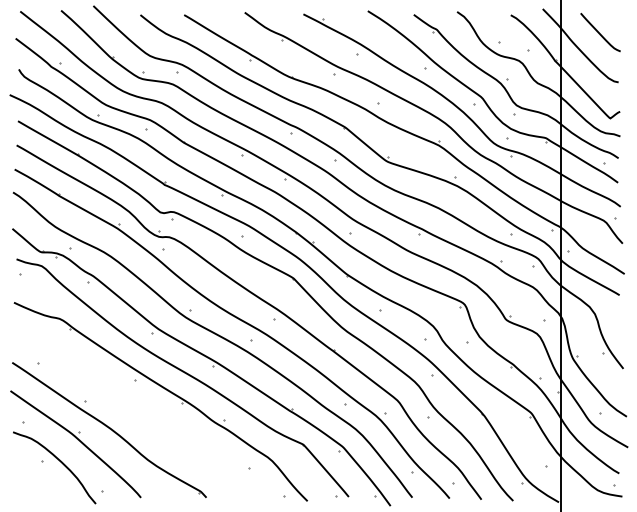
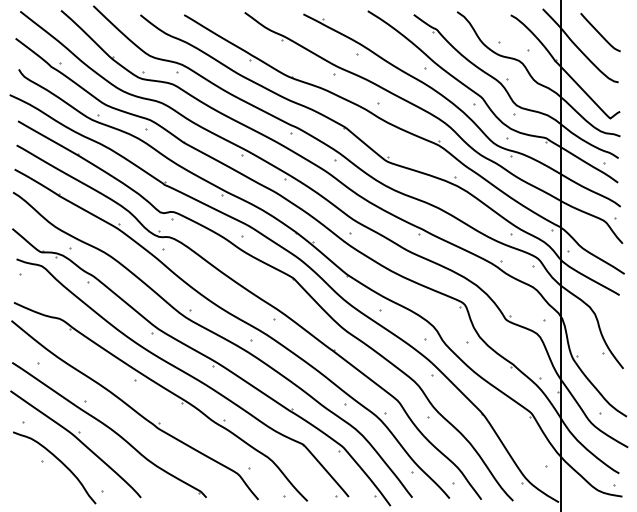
part: none -> present (134, 410)
